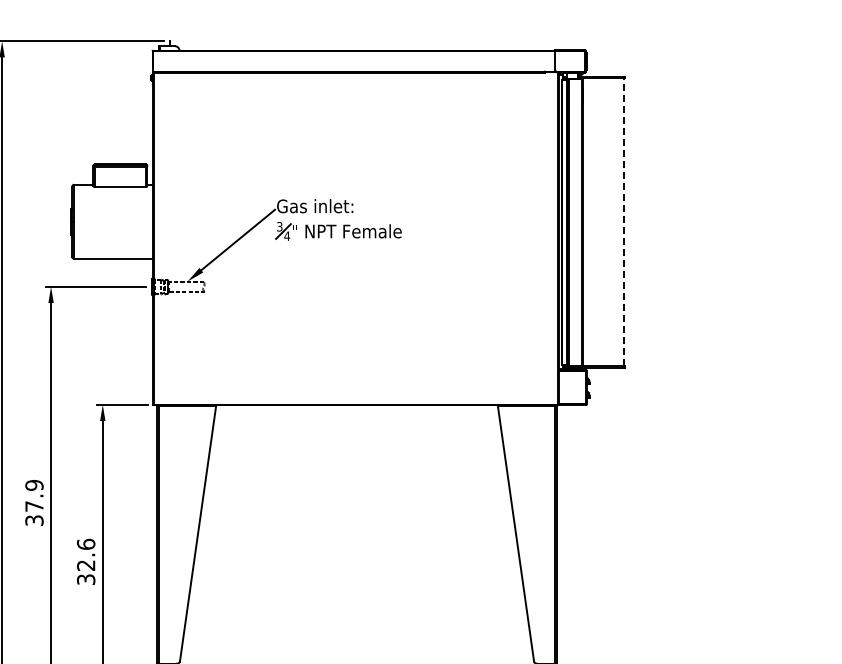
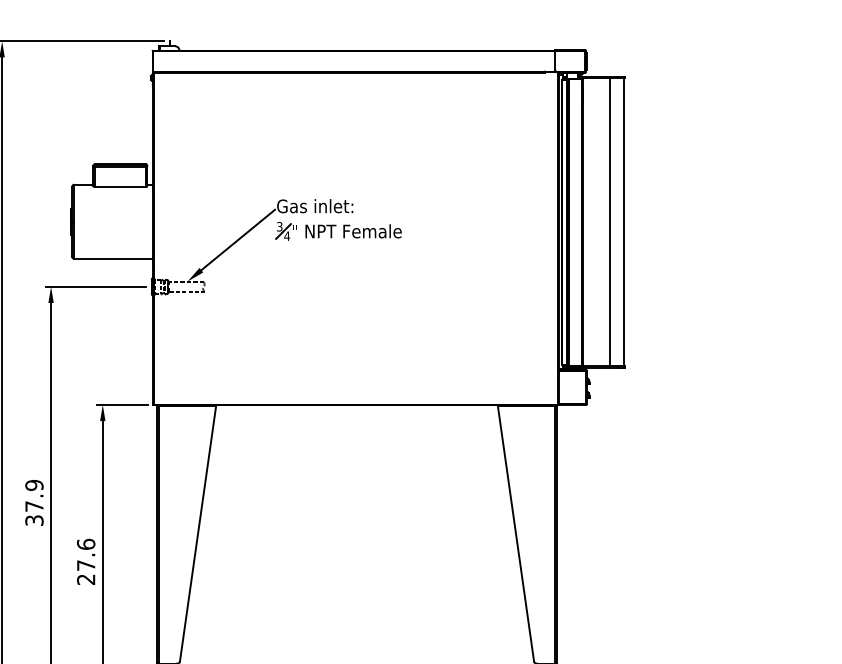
line: dashed -> solid (624, 221)
line: none -> present (609, 222)
text: 32.6 -> 27.6 (86, 572)
